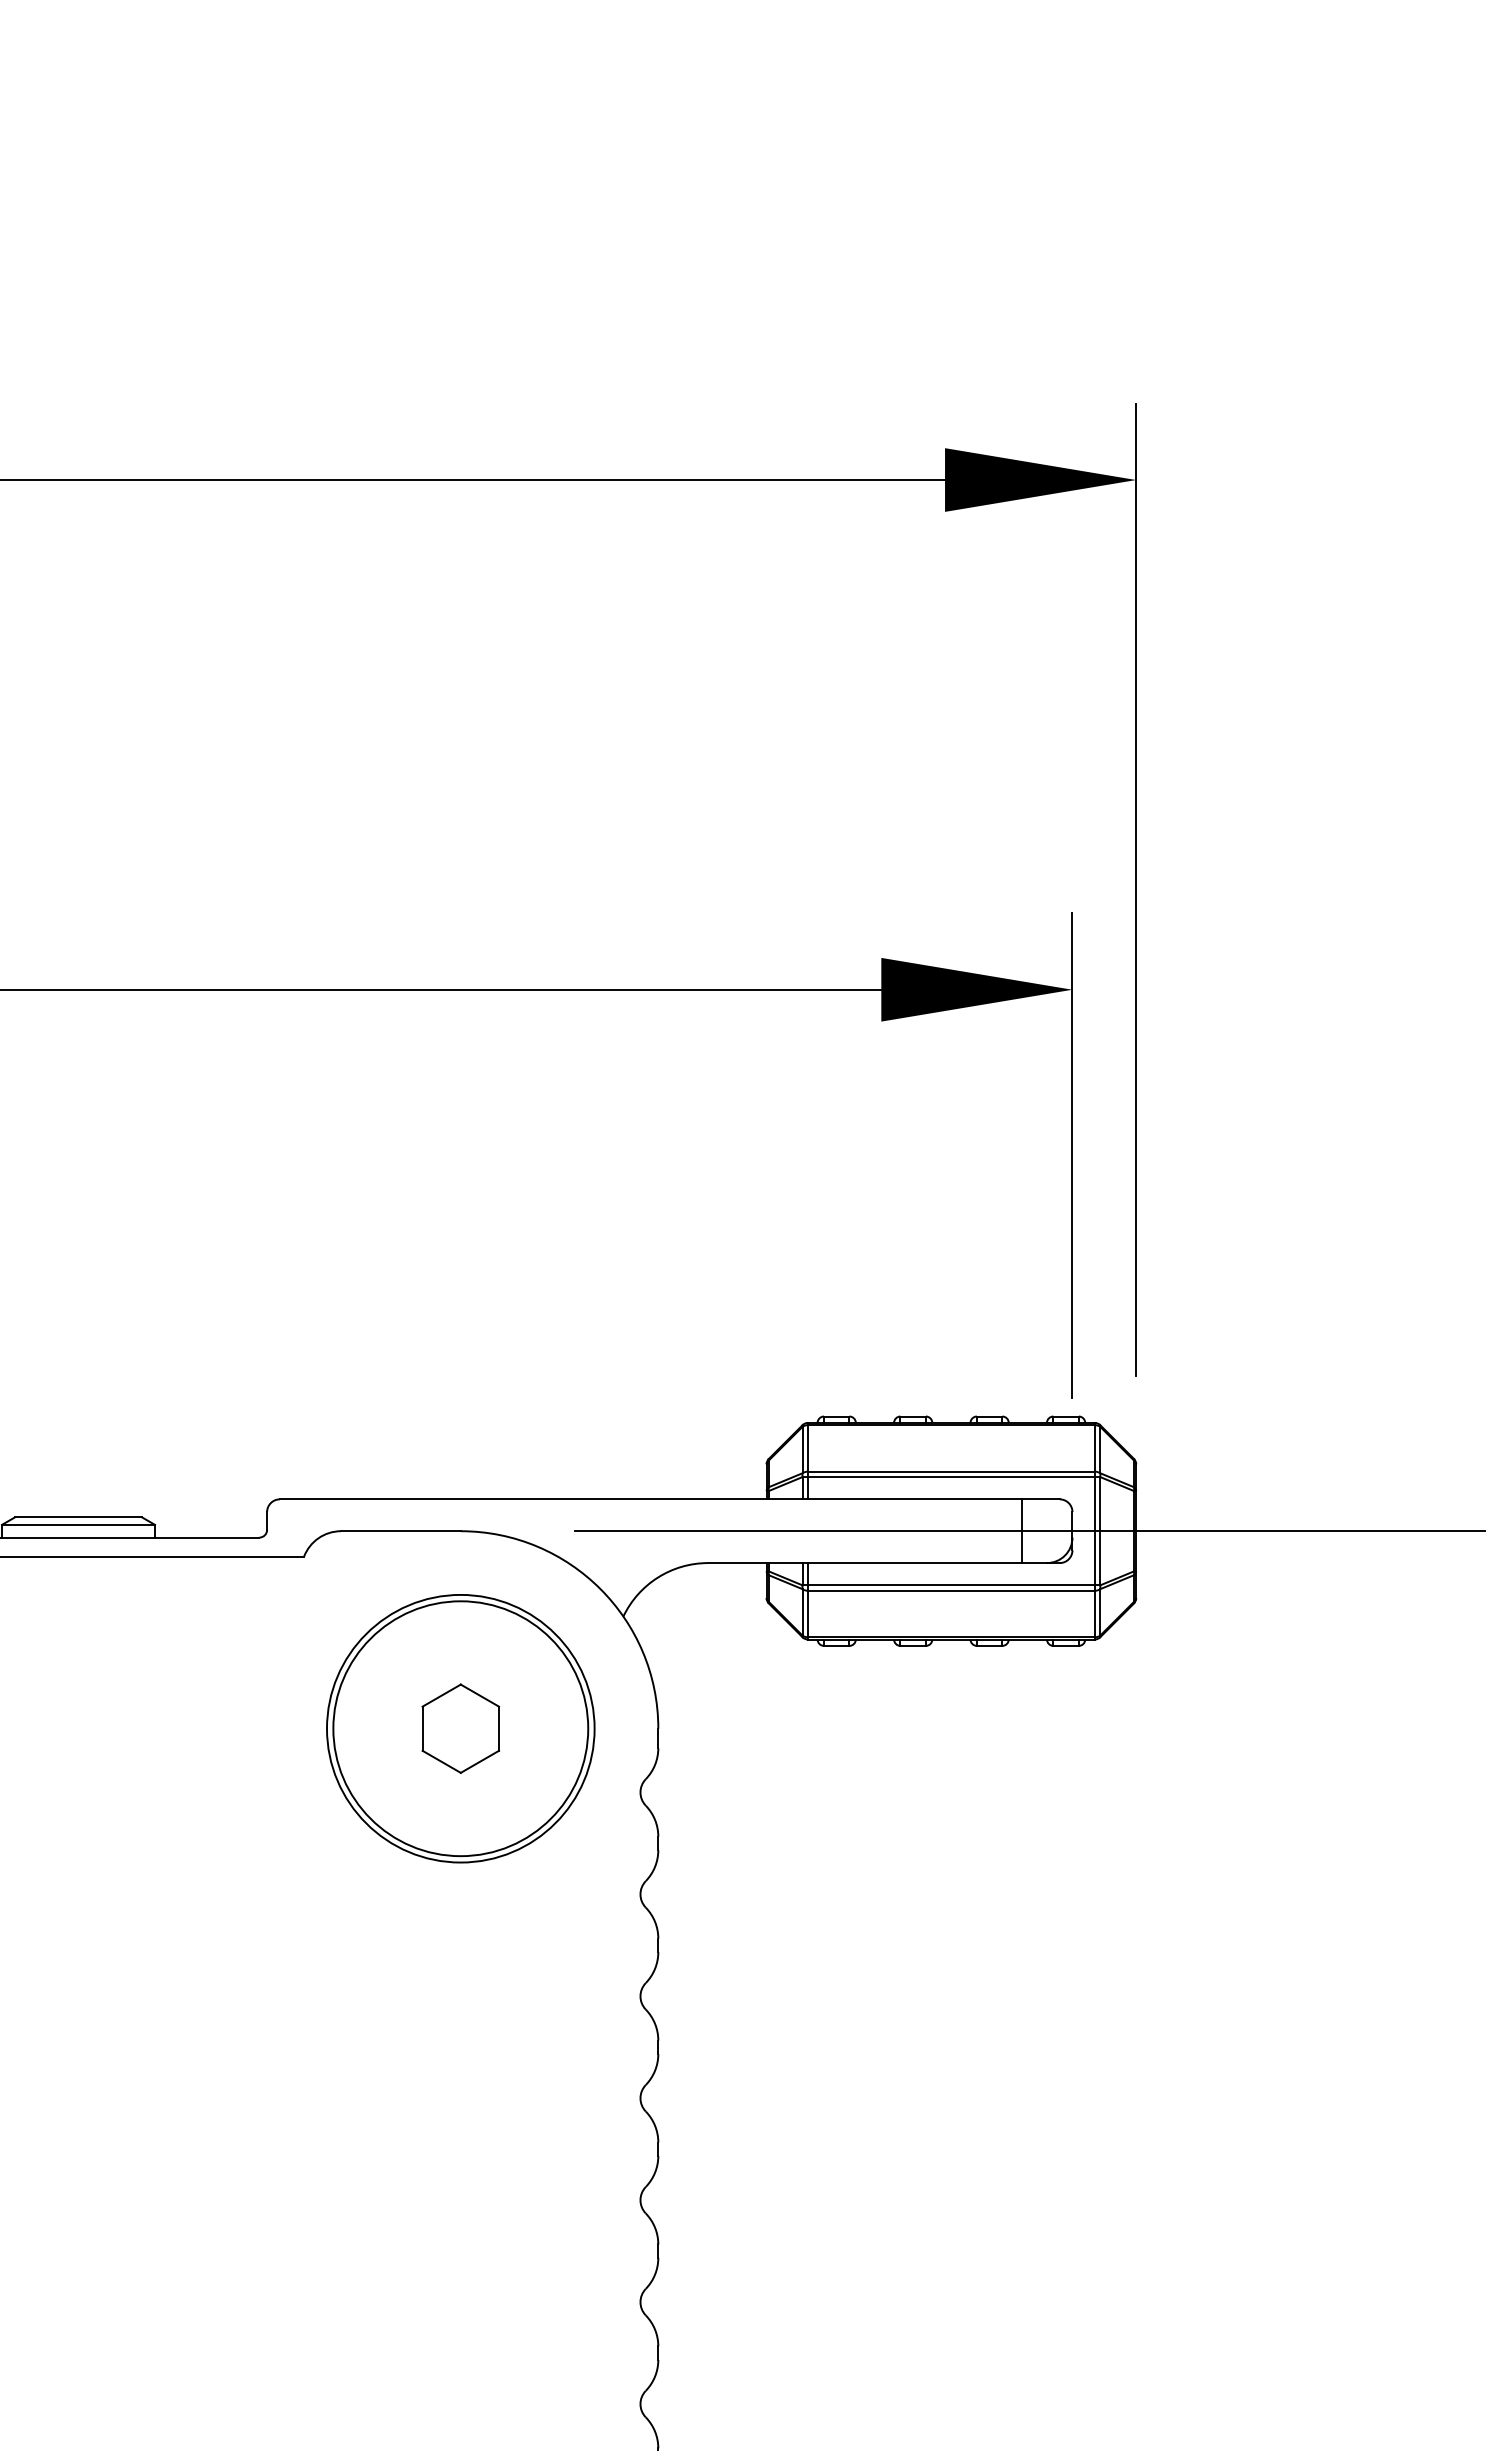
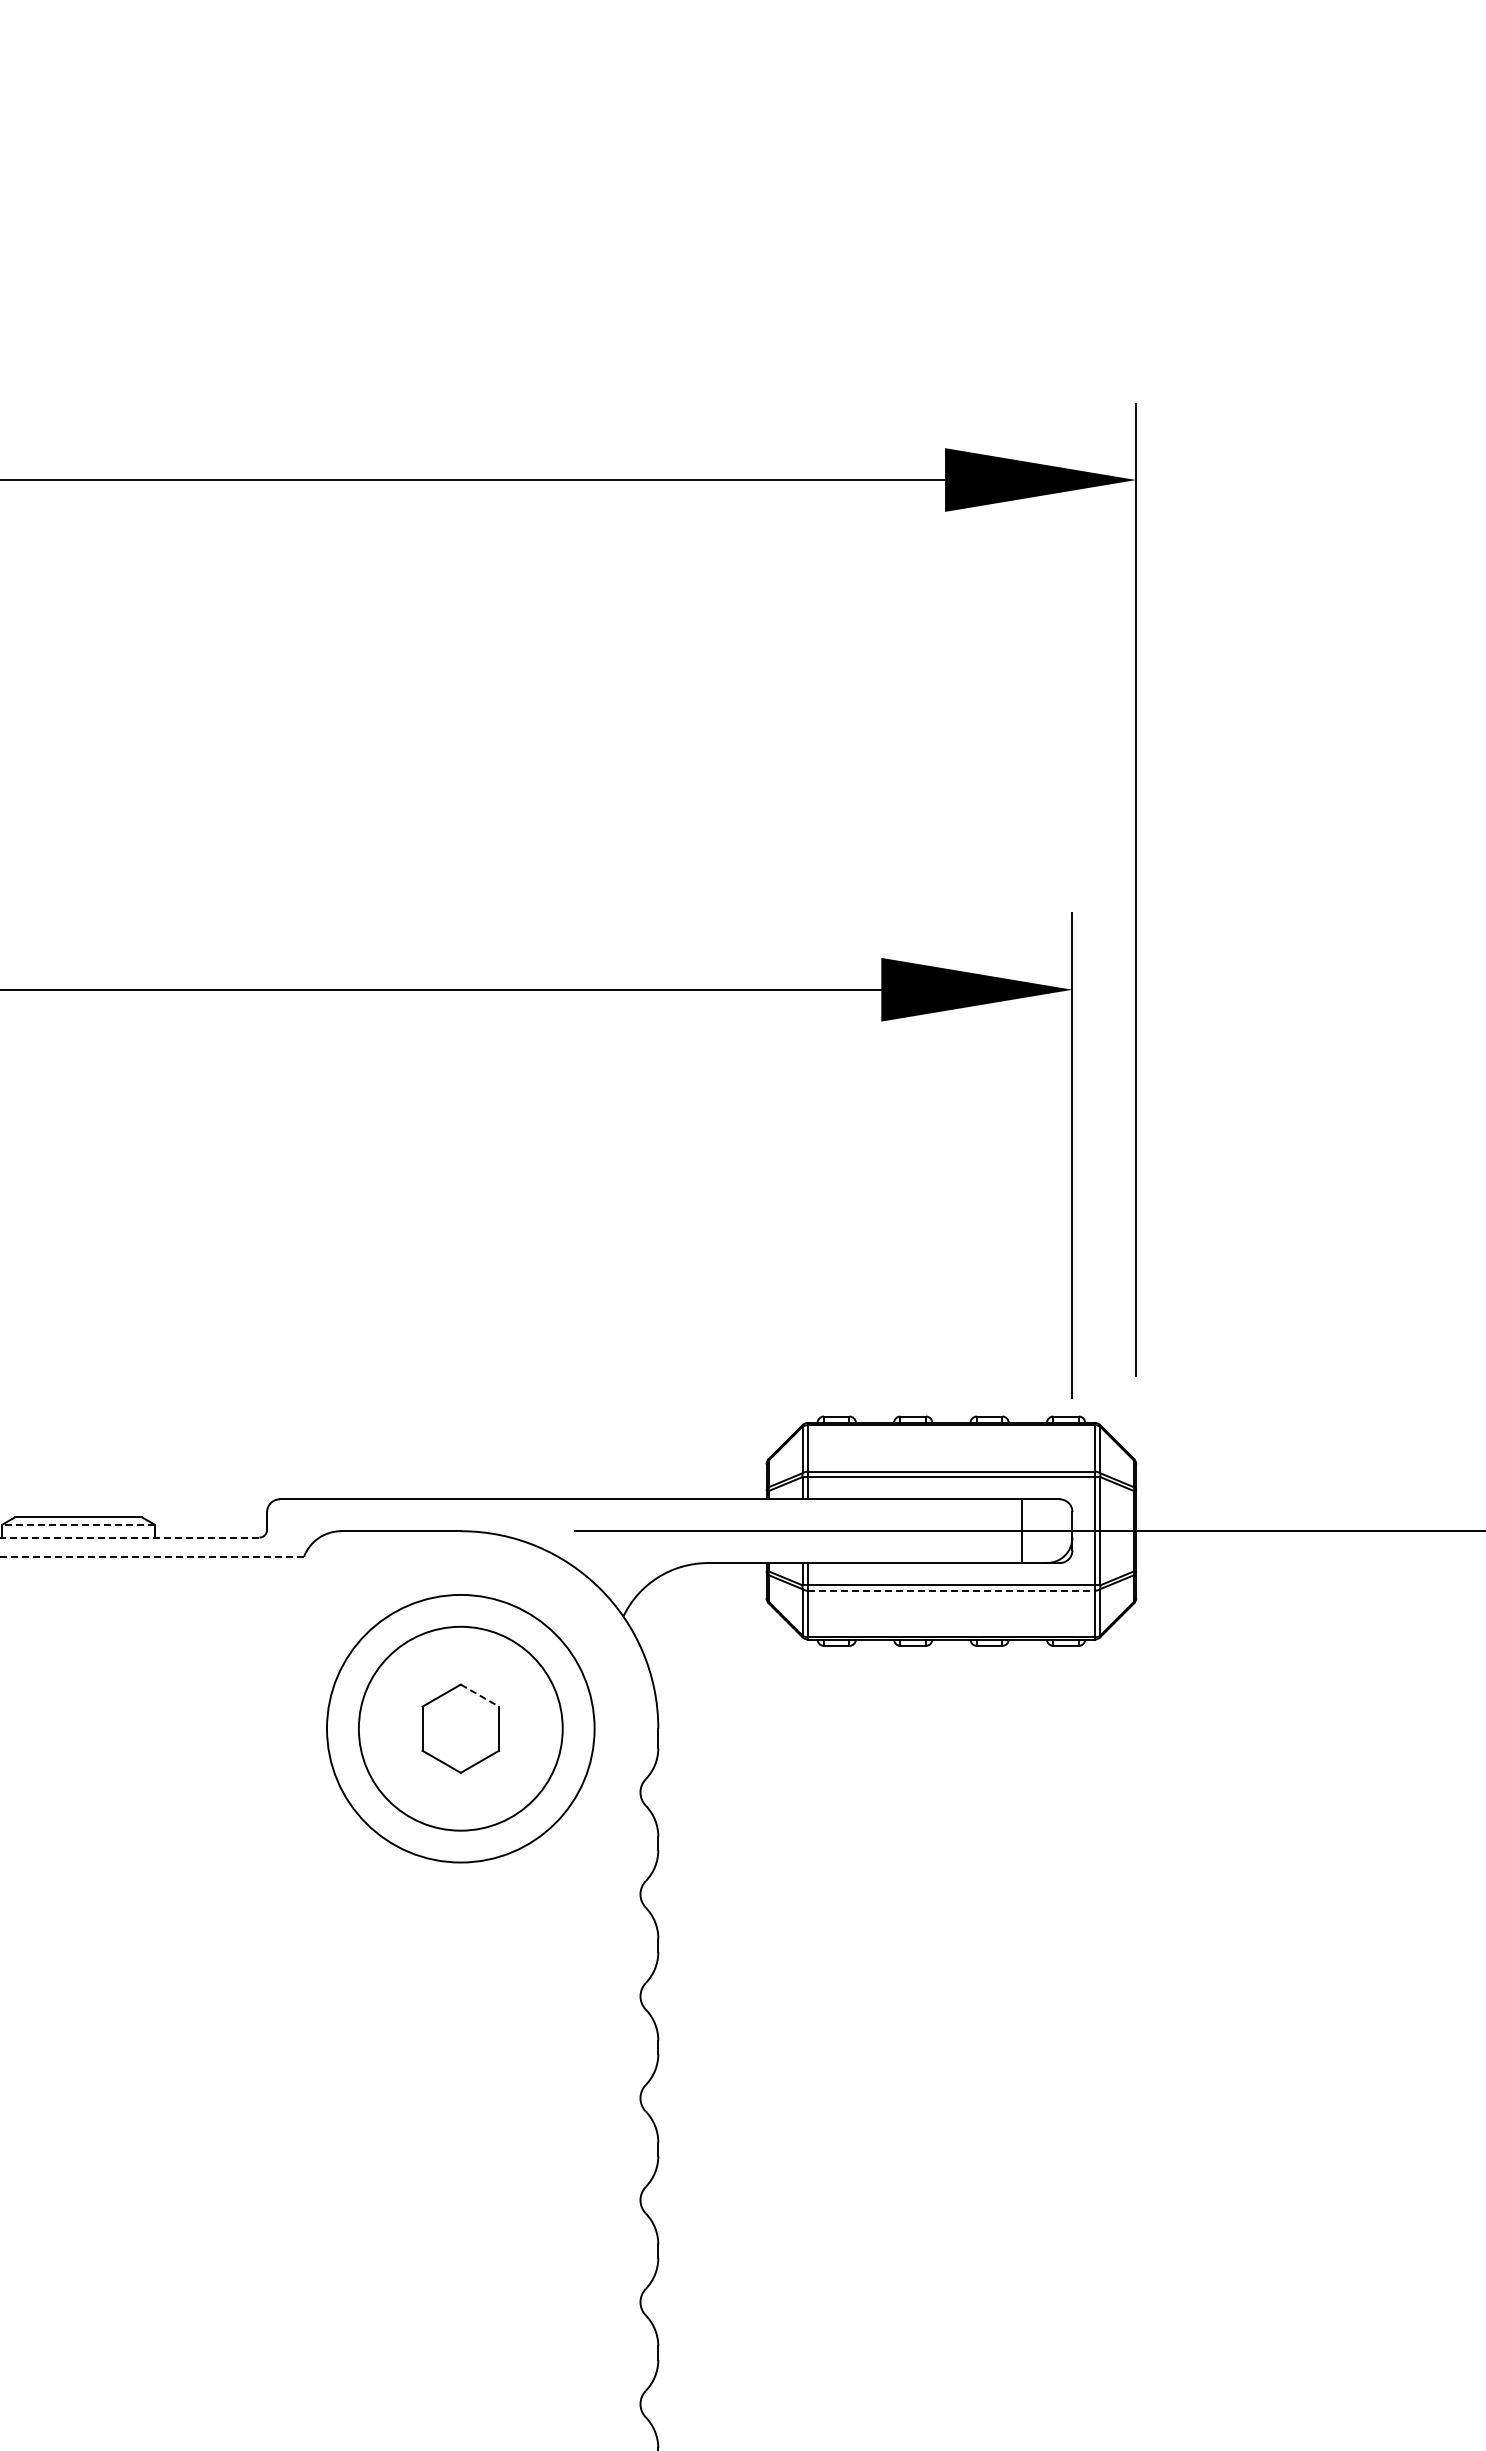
line: solid -> dashed (78, 1524)
line: solid -> dashed (129, 1537)
line: solid -> dashed (151, 1556)
line: solid -> dashed (951, 1590)
line: solid -> dashed (480, 1695)
circle diameter: 255 px -> 204 px (460, 1728)
